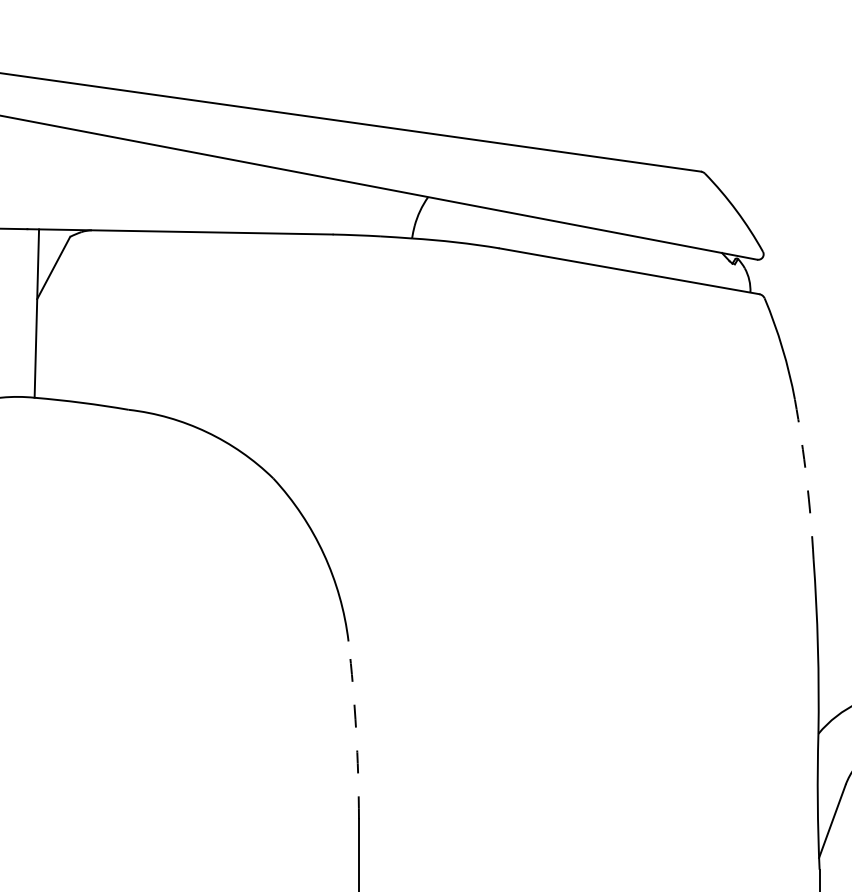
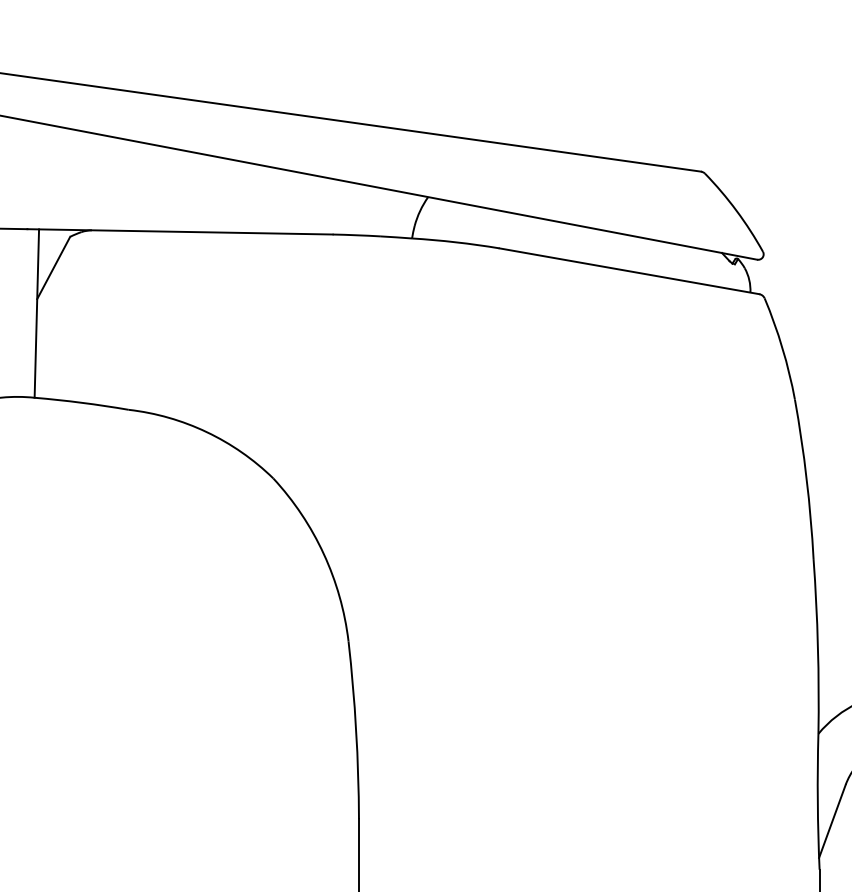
arc: dashed -> solid (806, 479)
arc: dashed -> solid (356, 730)
